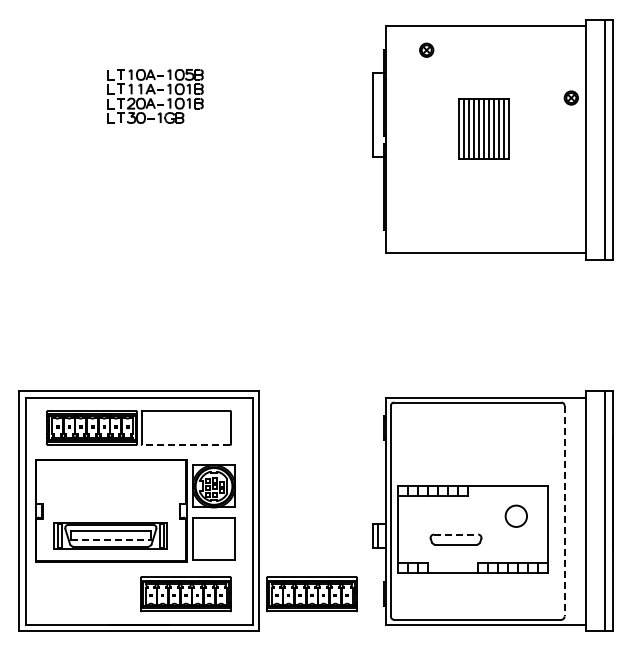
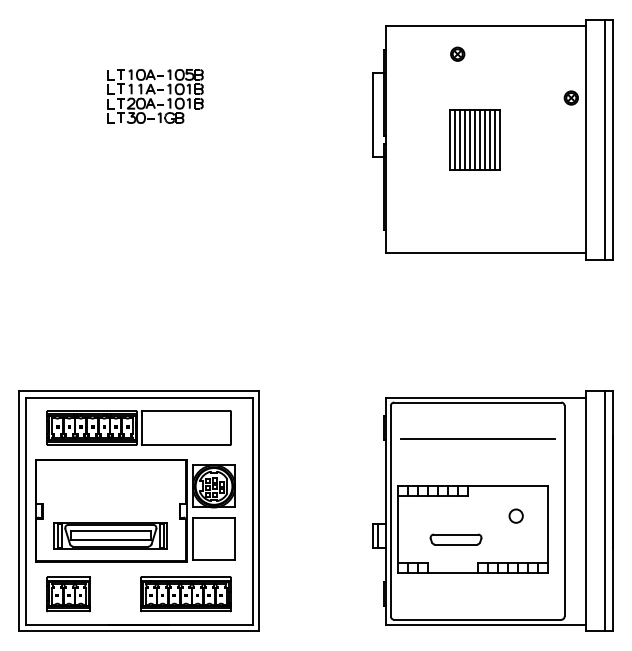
part position: (426, 49) -> (457, 53) (457, 53)
part position: (483, 128) -> (474, 139) (474, 139)
line: none -> present (477, 439)
line: dashed -> solid (186, 445)
line: dashed -> solid (564, 511)
circle size: 24x24 px -> 16x16 px (515, 515)
line: dashed -> solid (456, 534)
line: dashed -> solid (110, 539)
part: none -> present (68, 594)
part: present -> none (311, 594)
